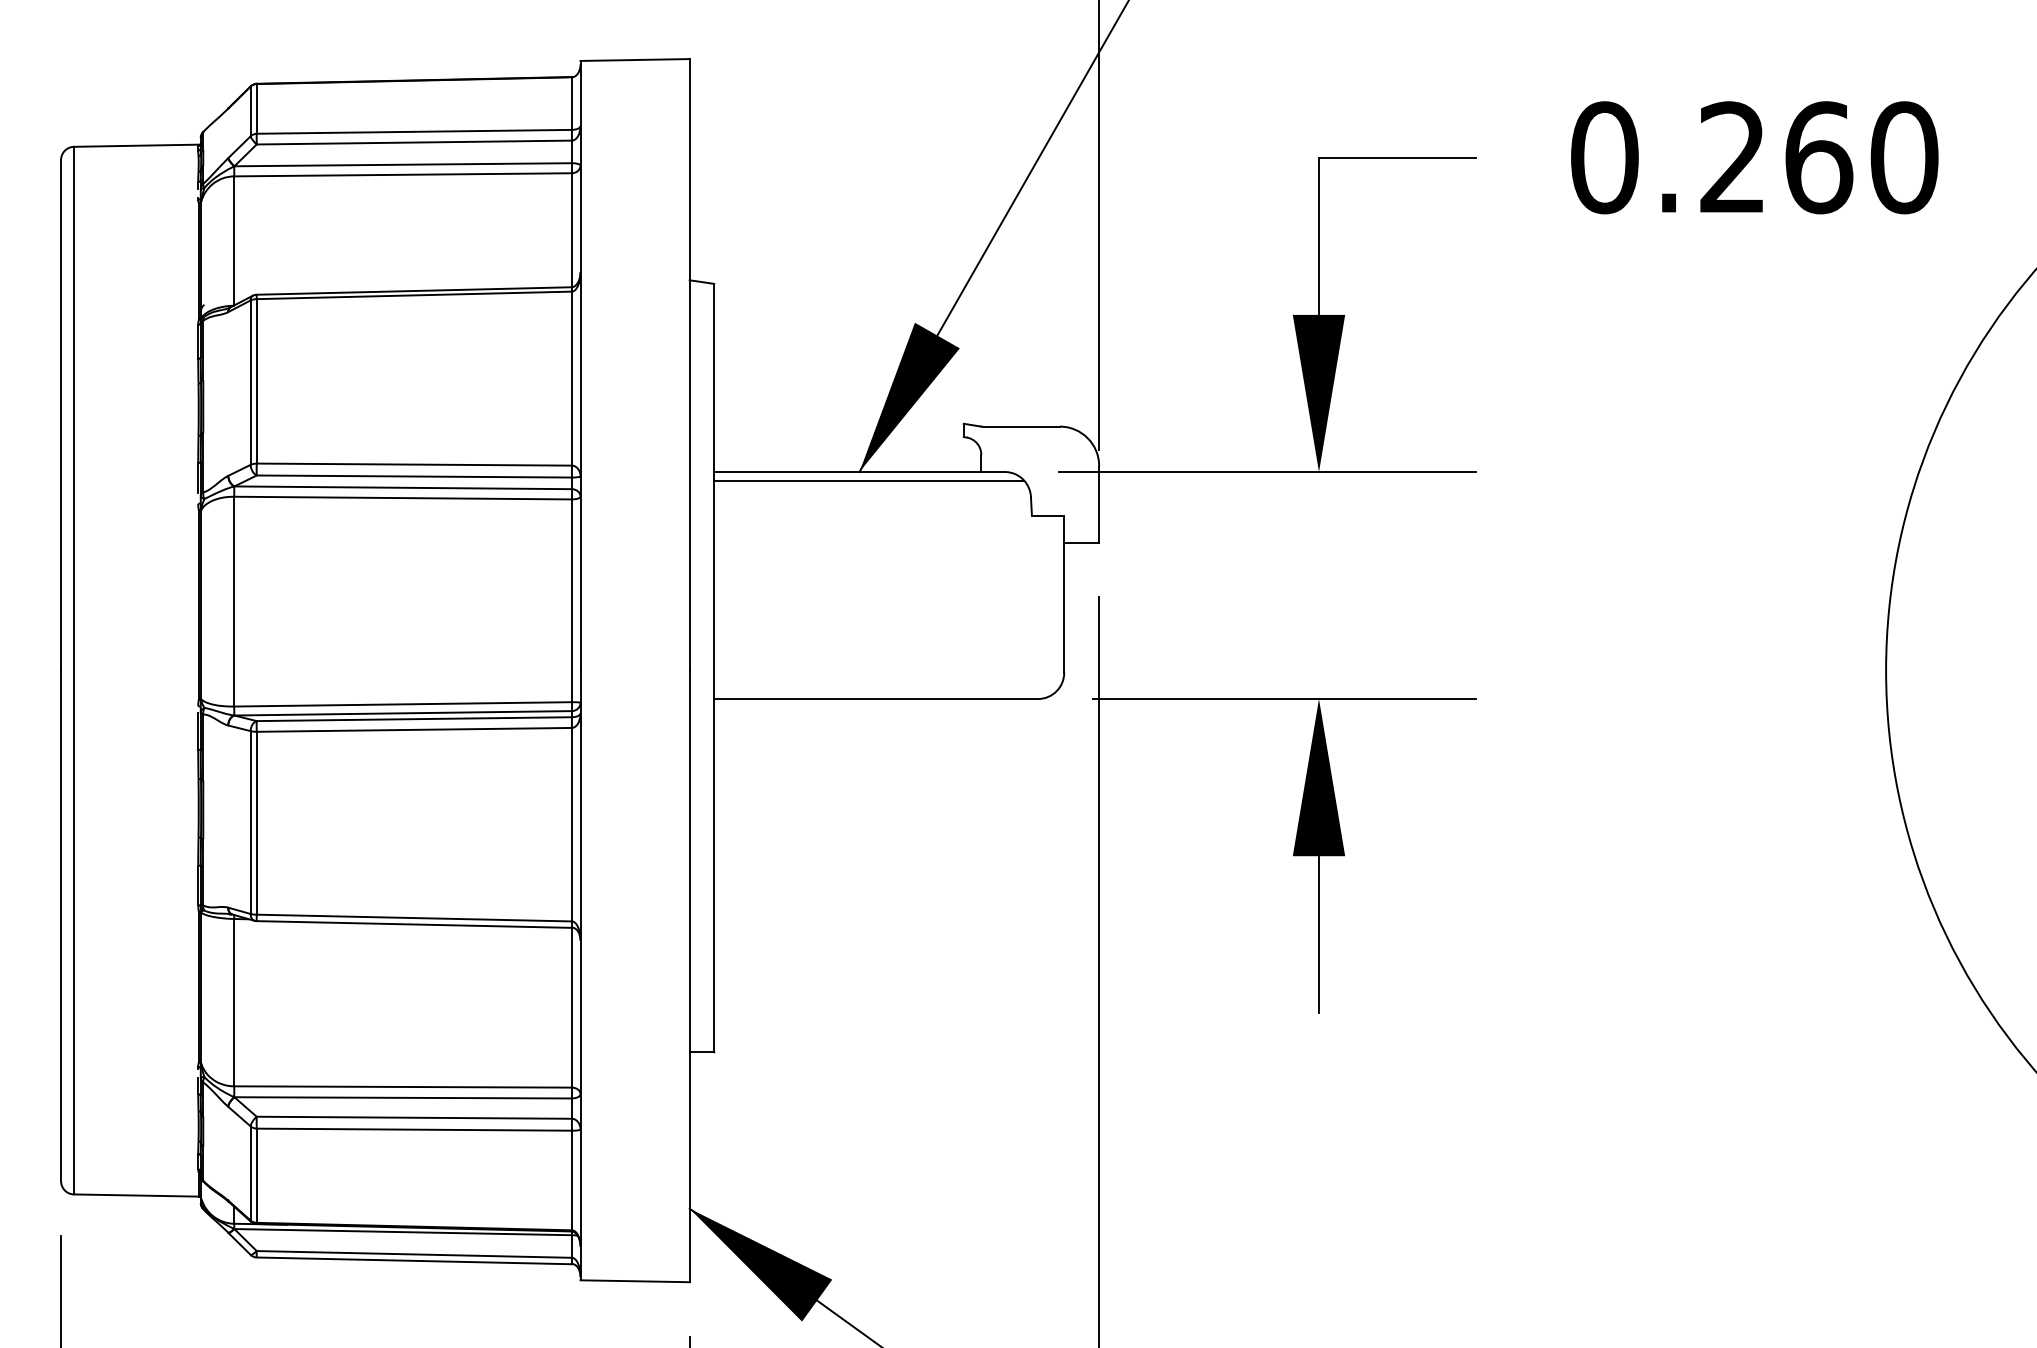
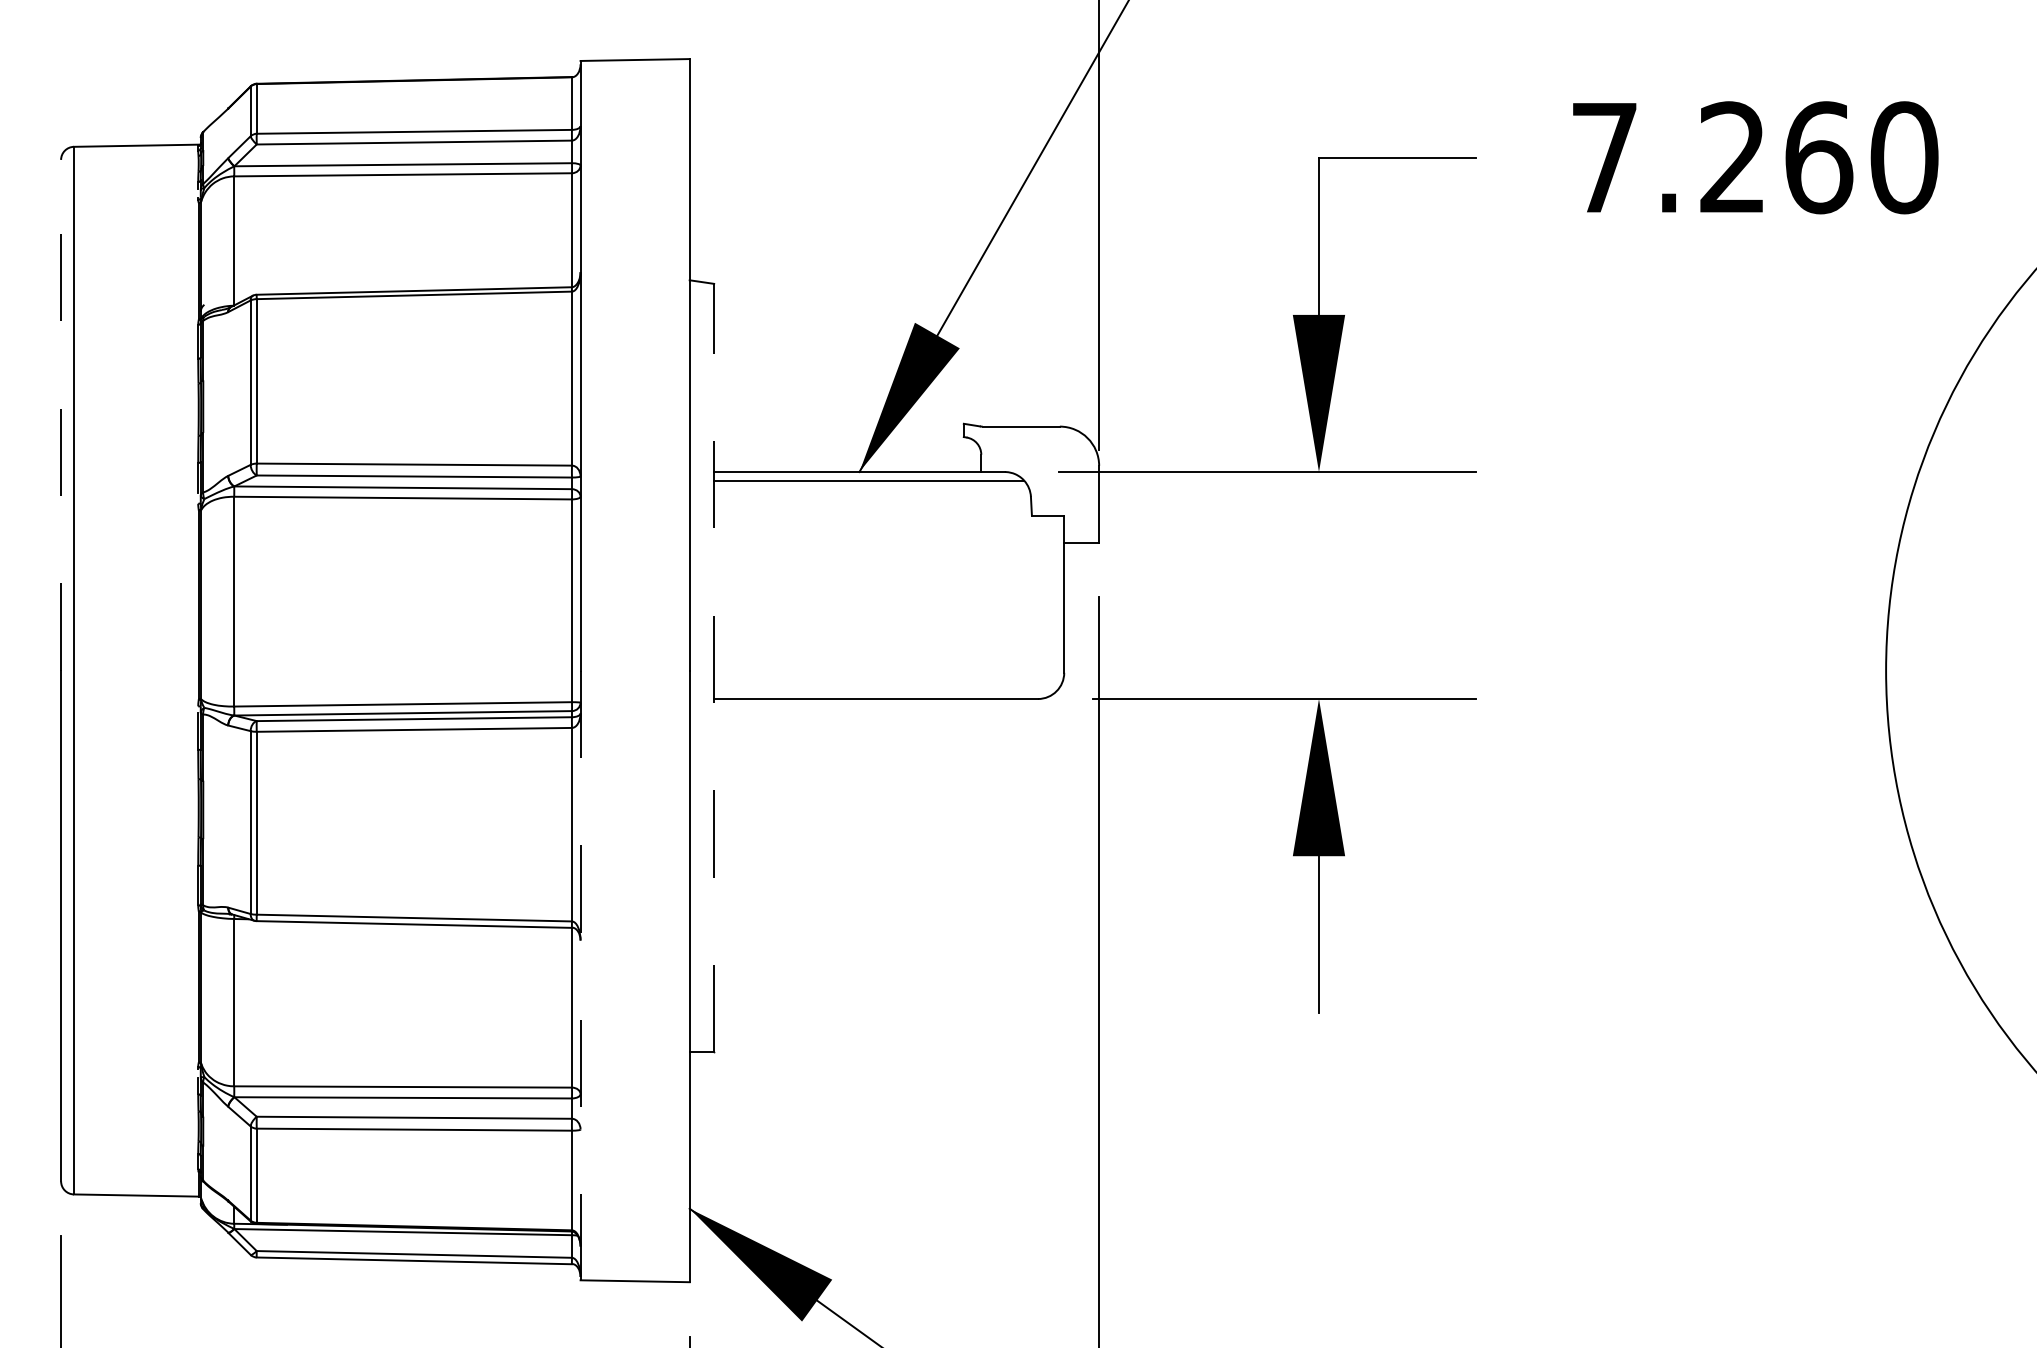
text: 0.260 -> 7.260 (1604, 157)
line: solid -> dashed (61, 414)
line: solid -> dashed (714, 667)
line: solid -> dashed (580, 975)
